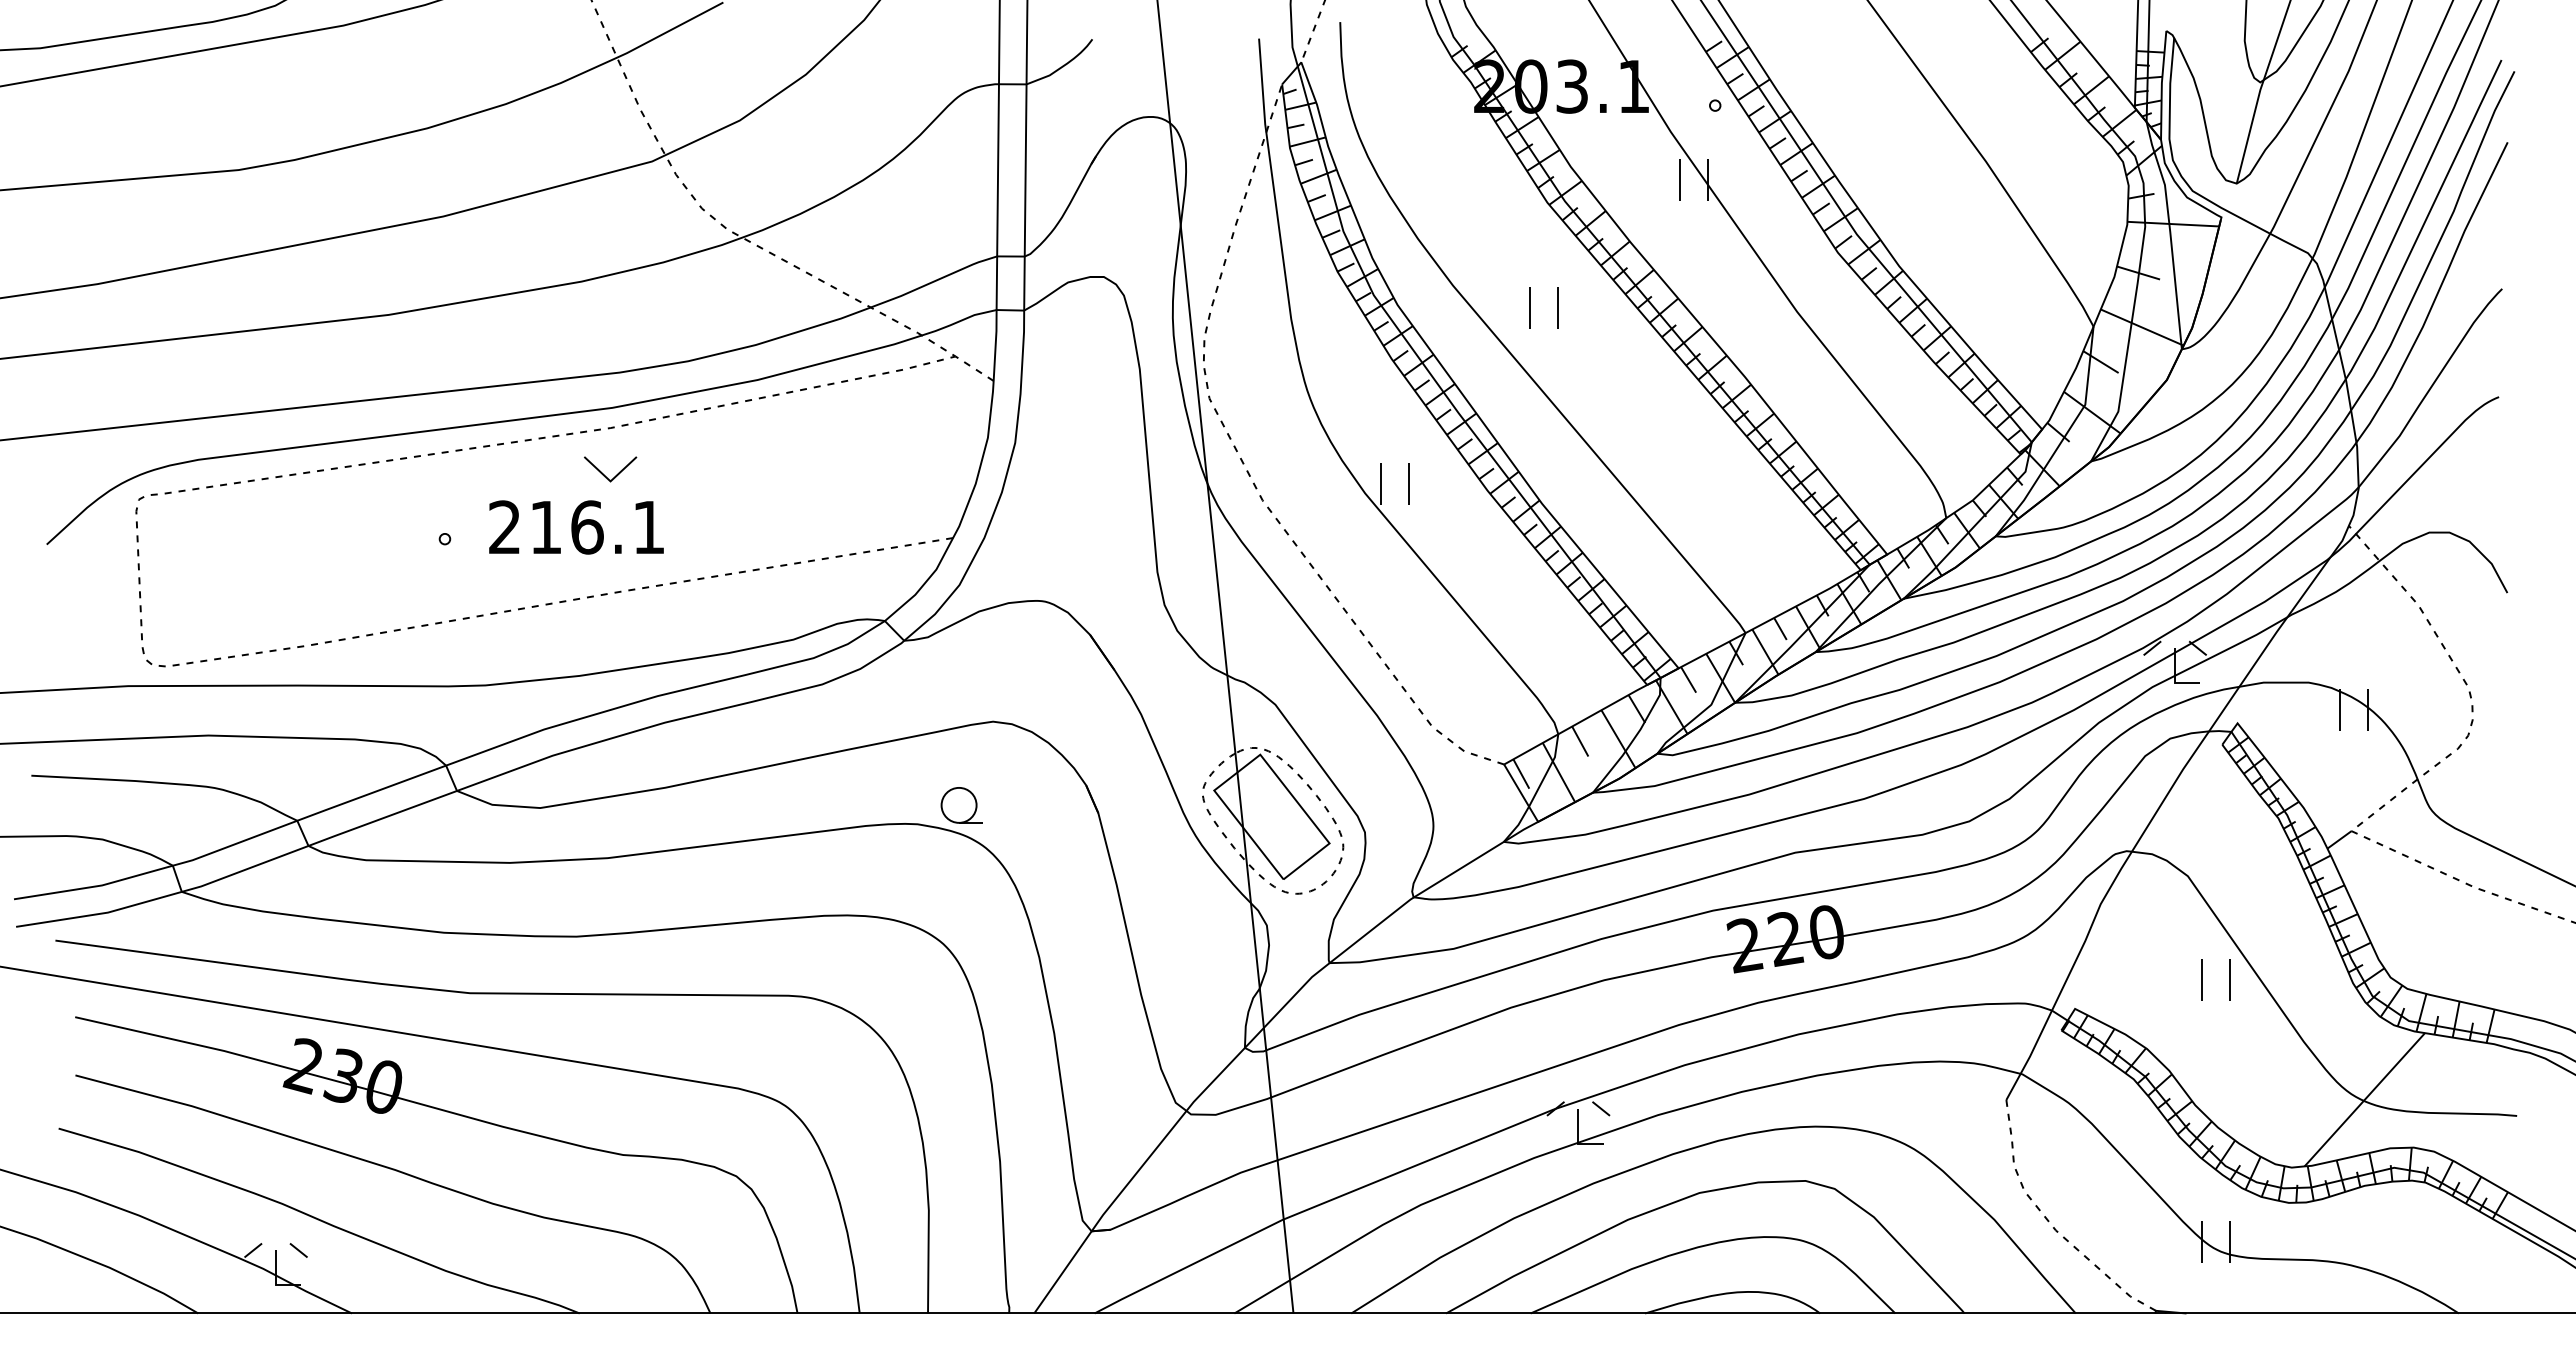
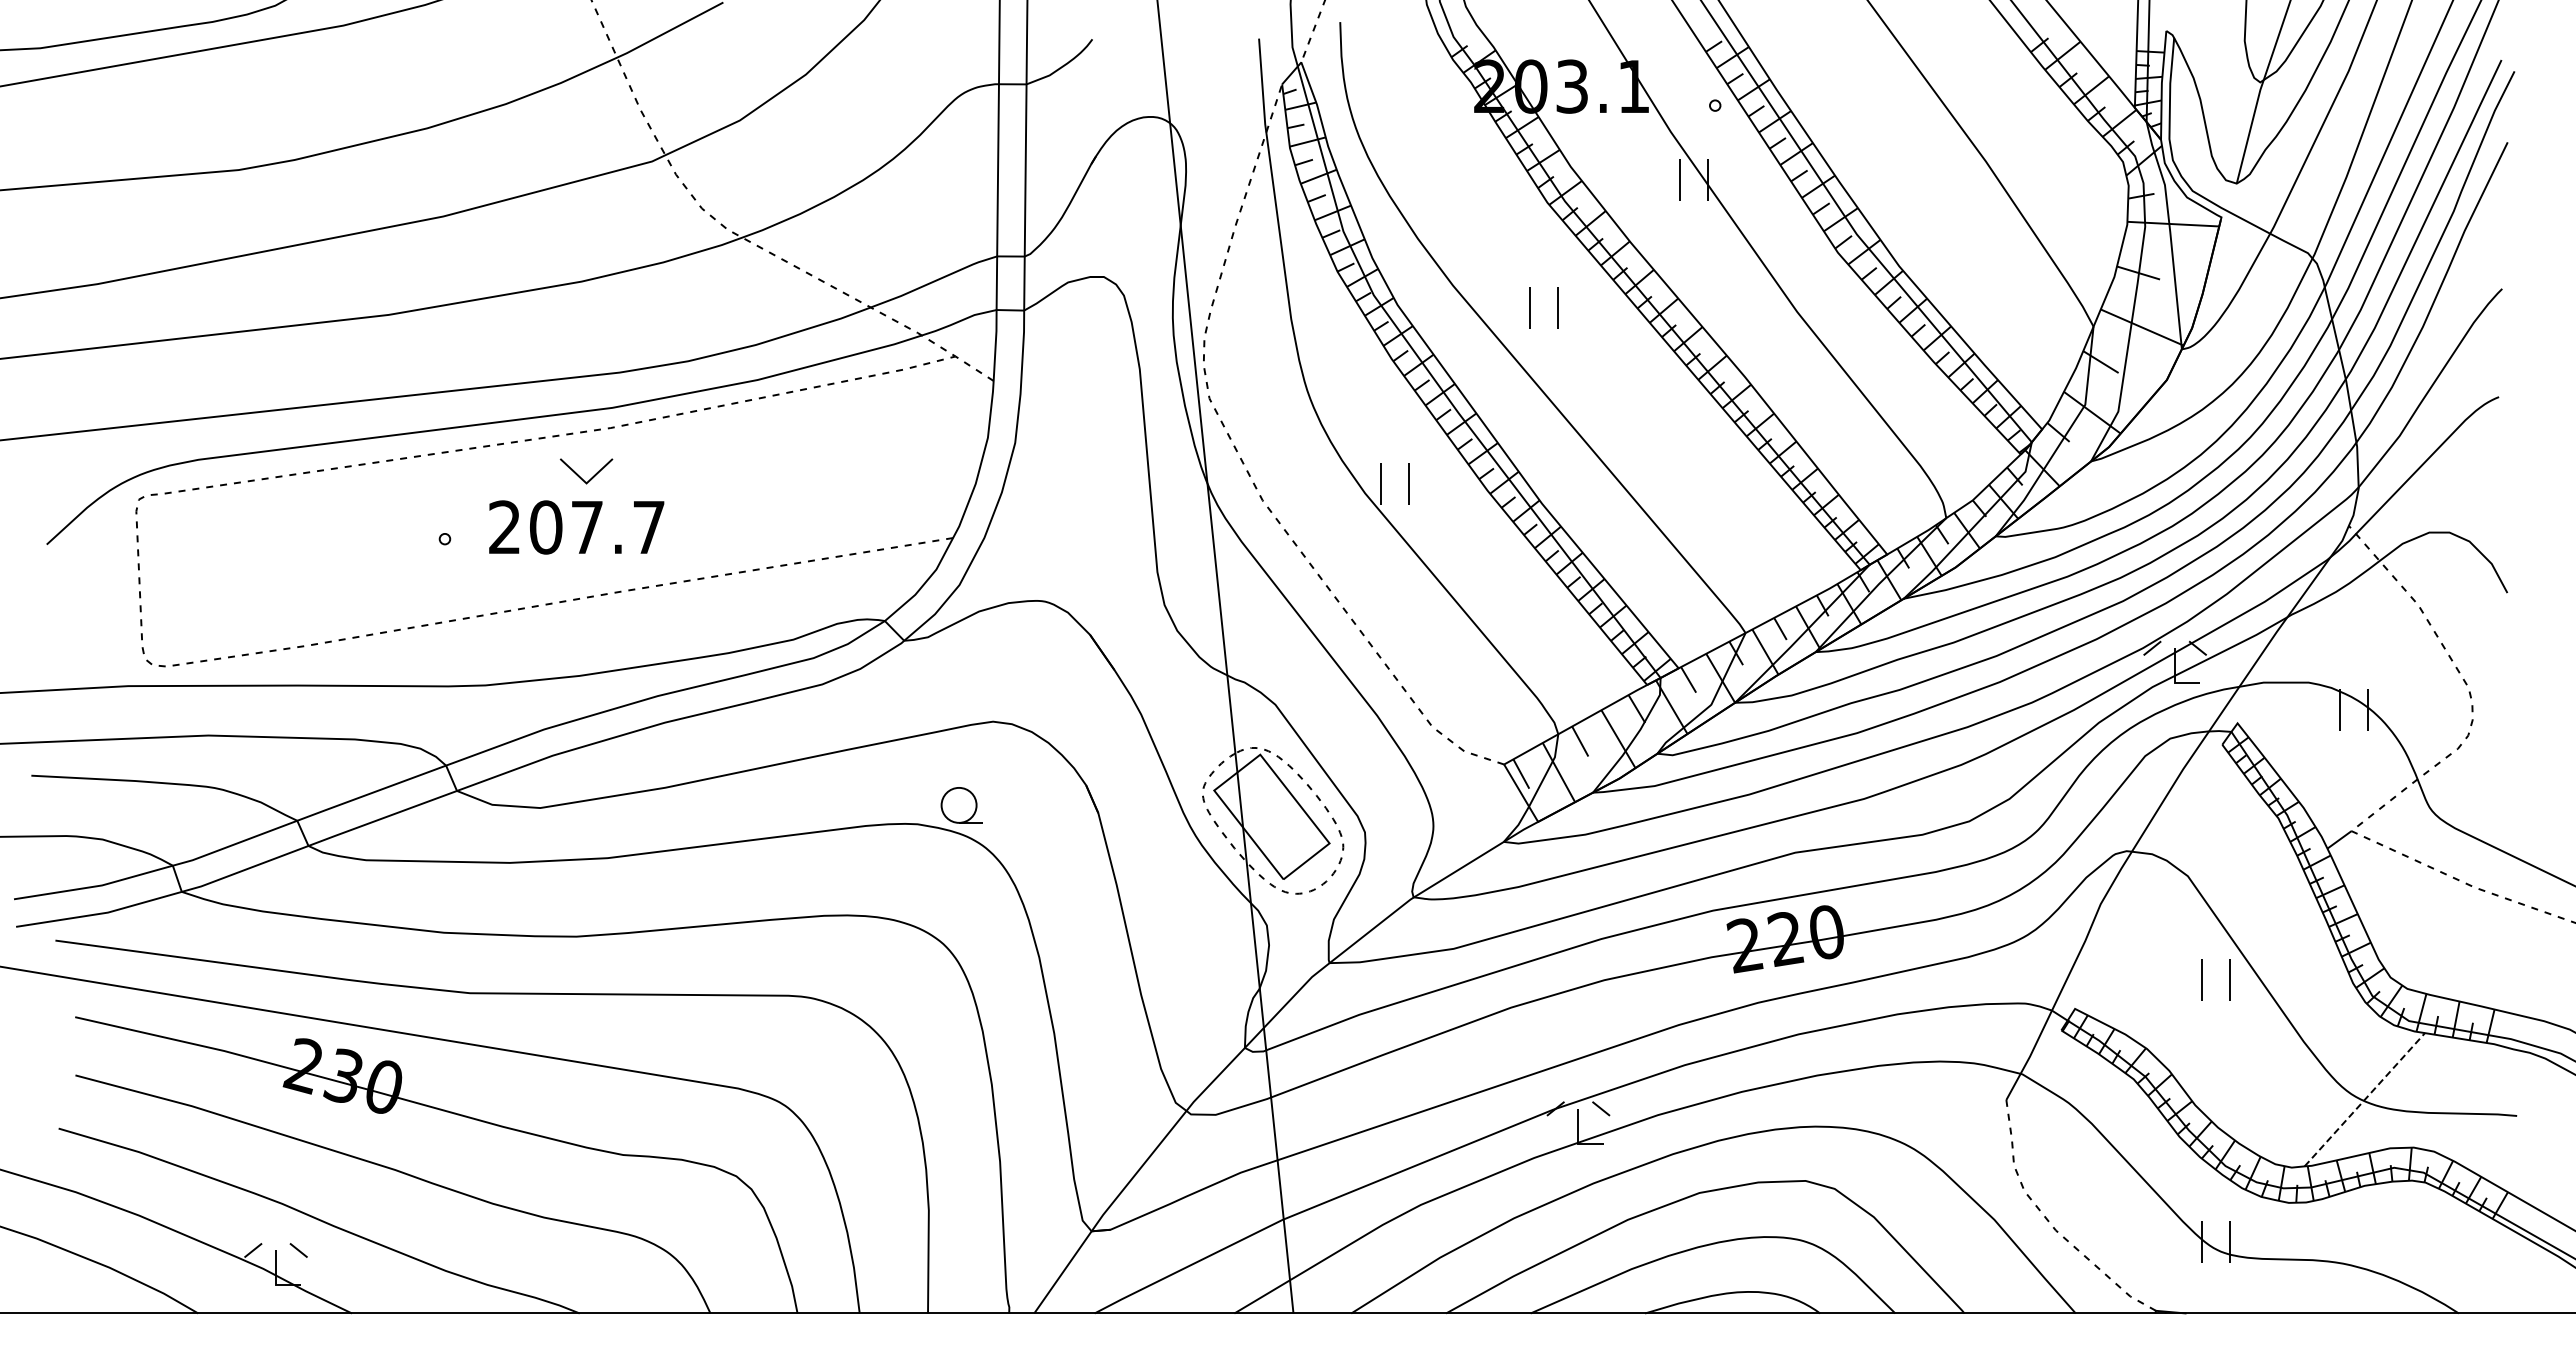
part position: (604, 474) -> (580, 476) (580, 476)
text: 216.1 -> 207.7 (597, 527)
line: solid -> dashed (2364, 1100)
